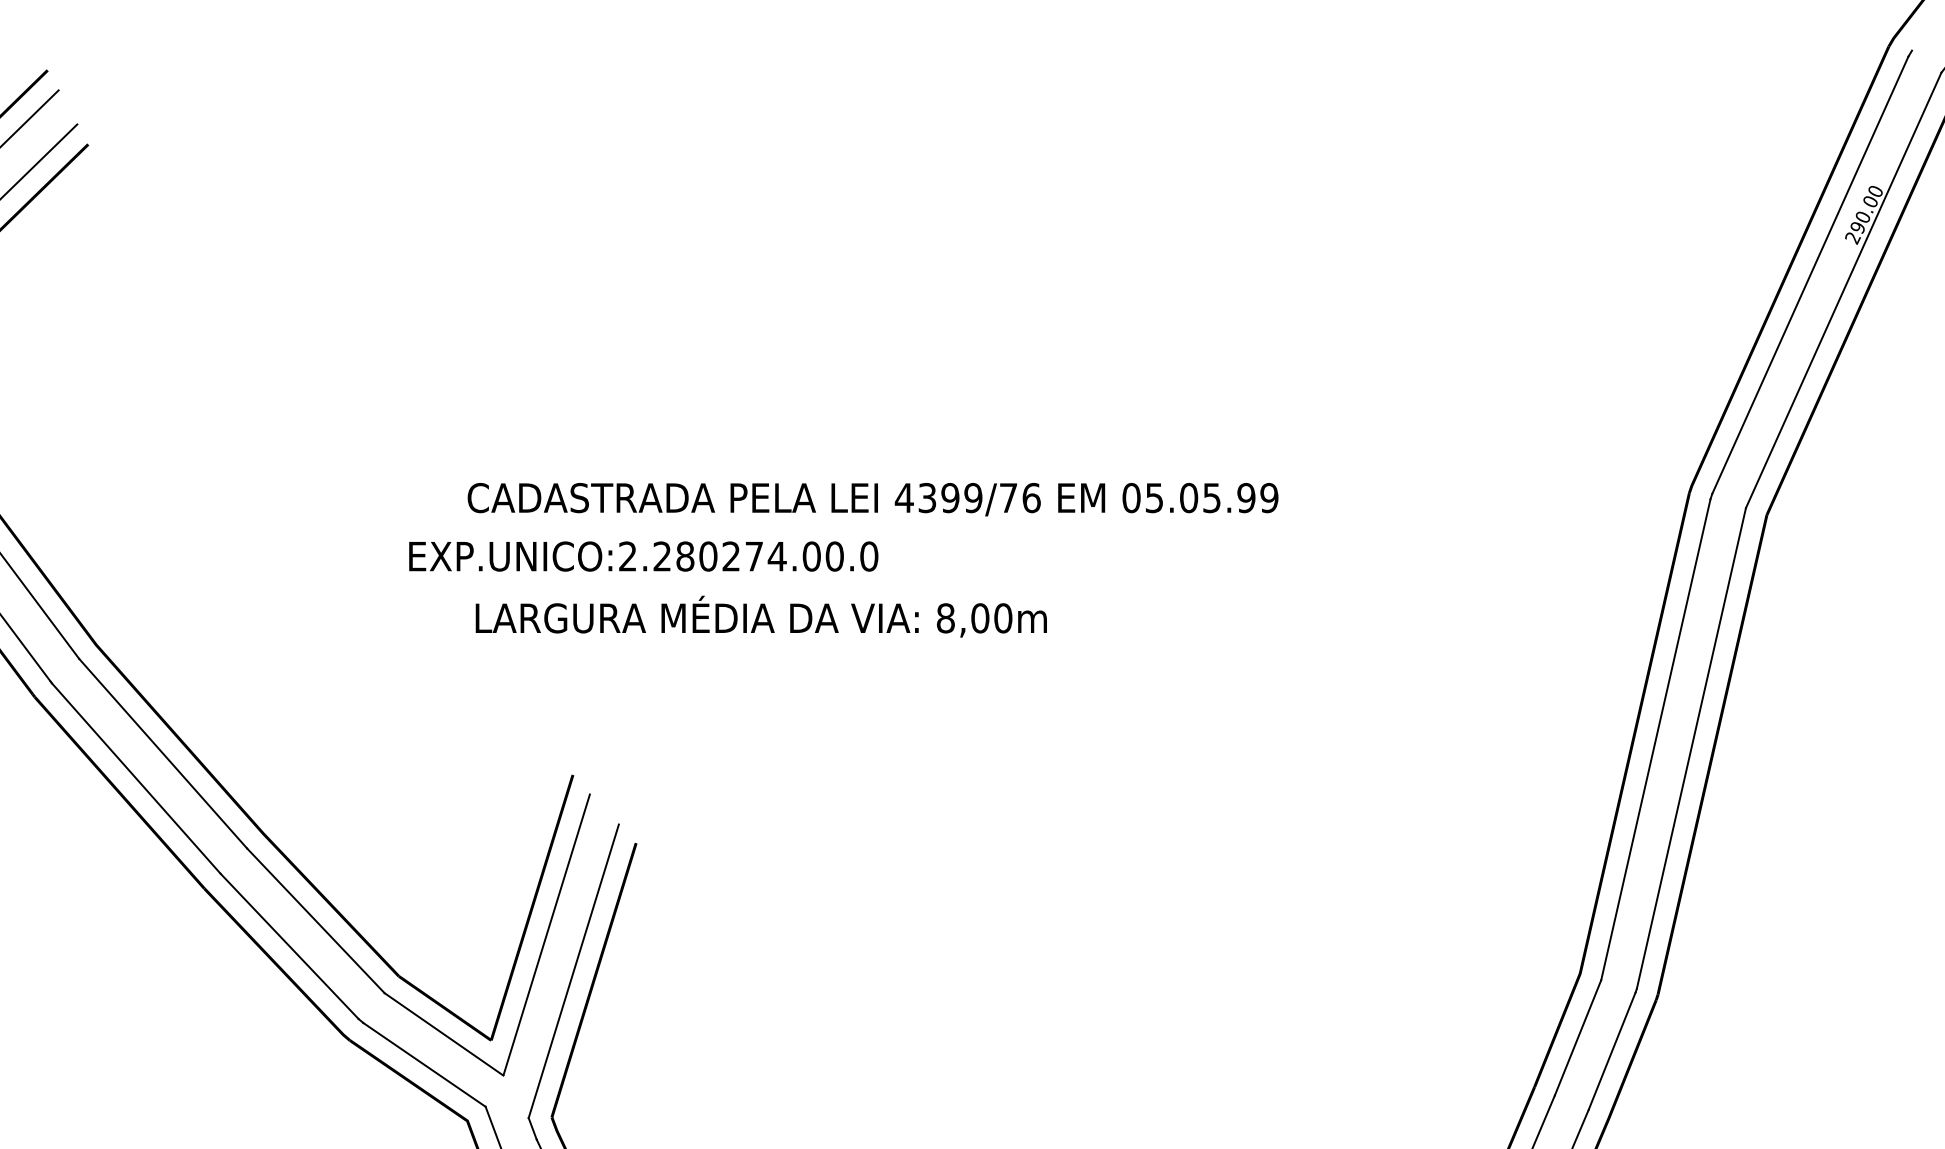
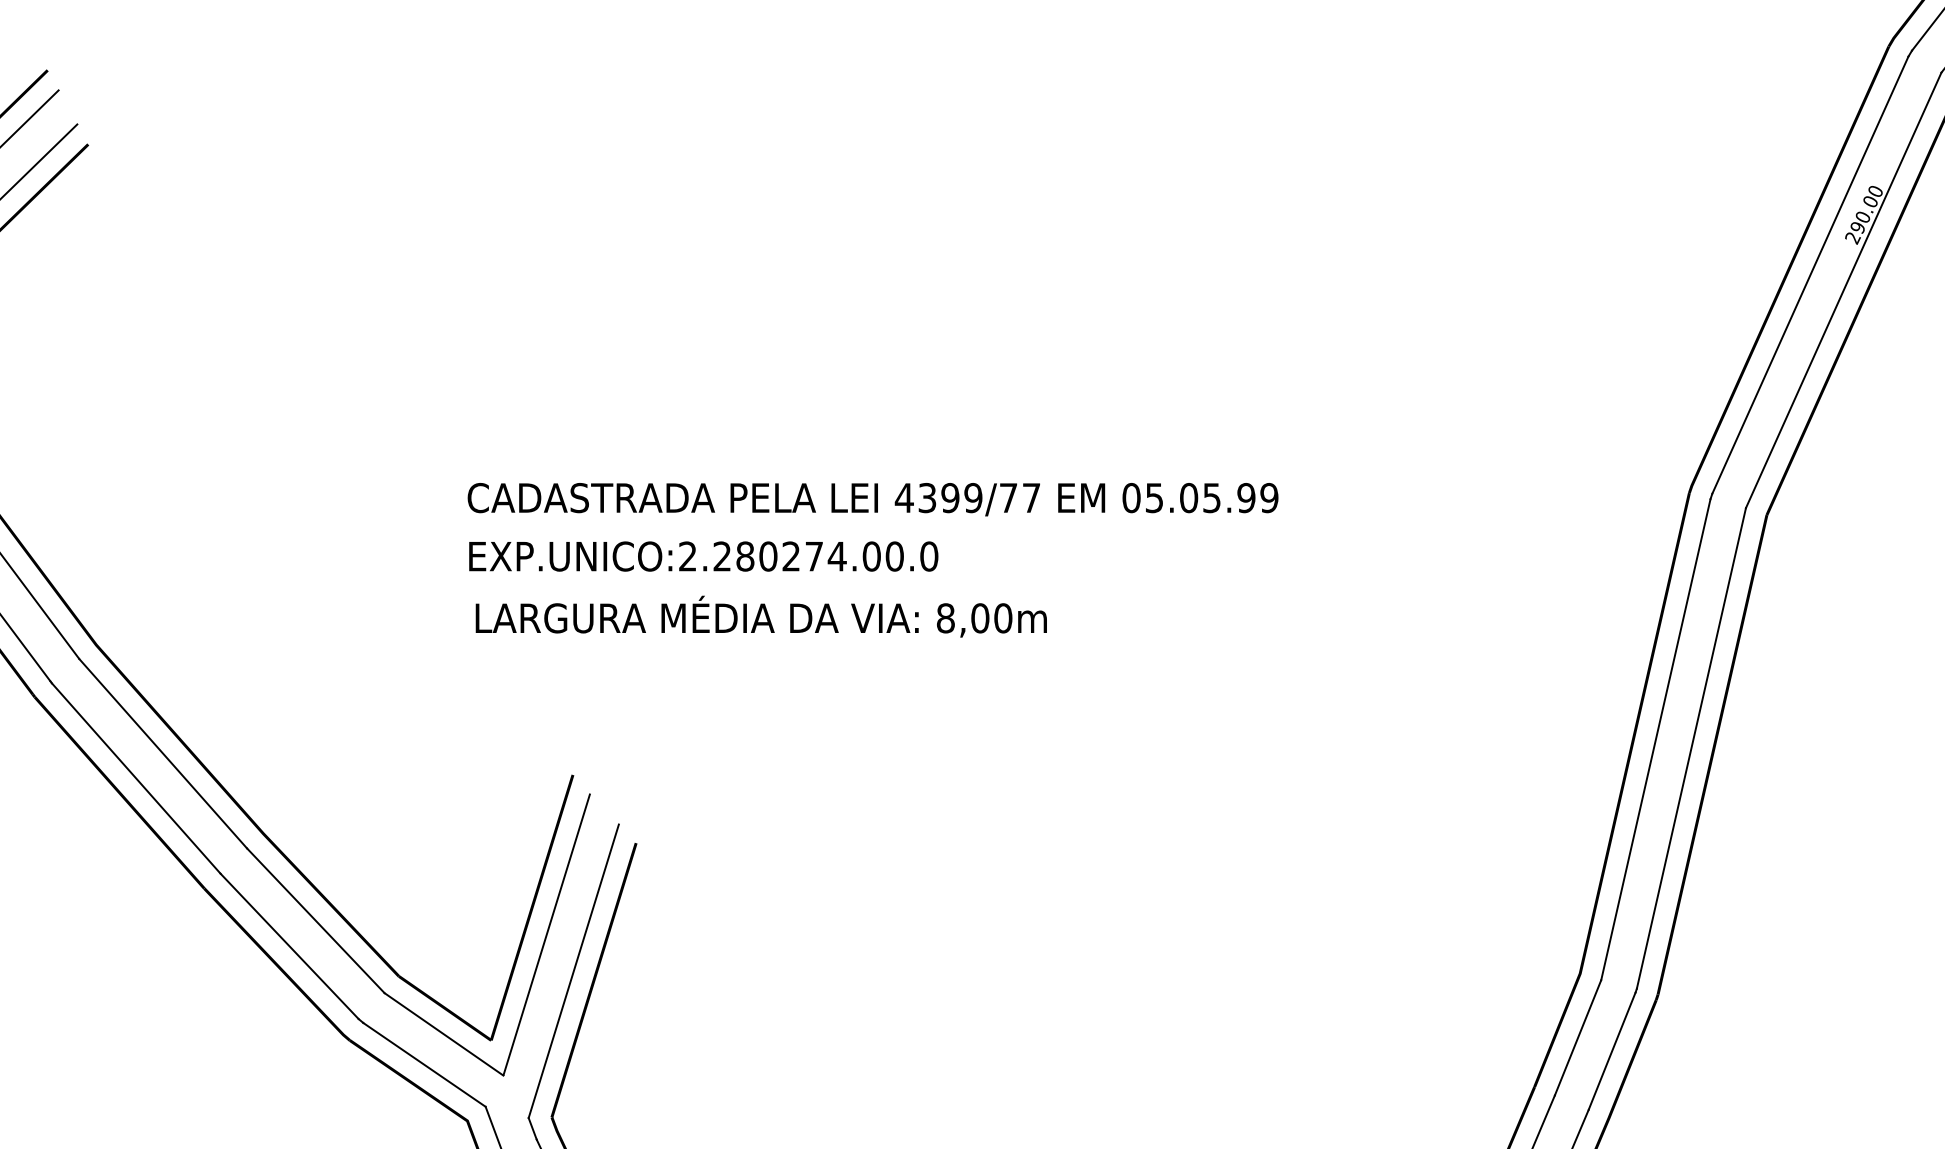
line: none -> present (1926, 31)
text: 4399/76 -> 4399/77 (1031, 498)
text position: (643, 556) -> (703, 556) (703, 556)
